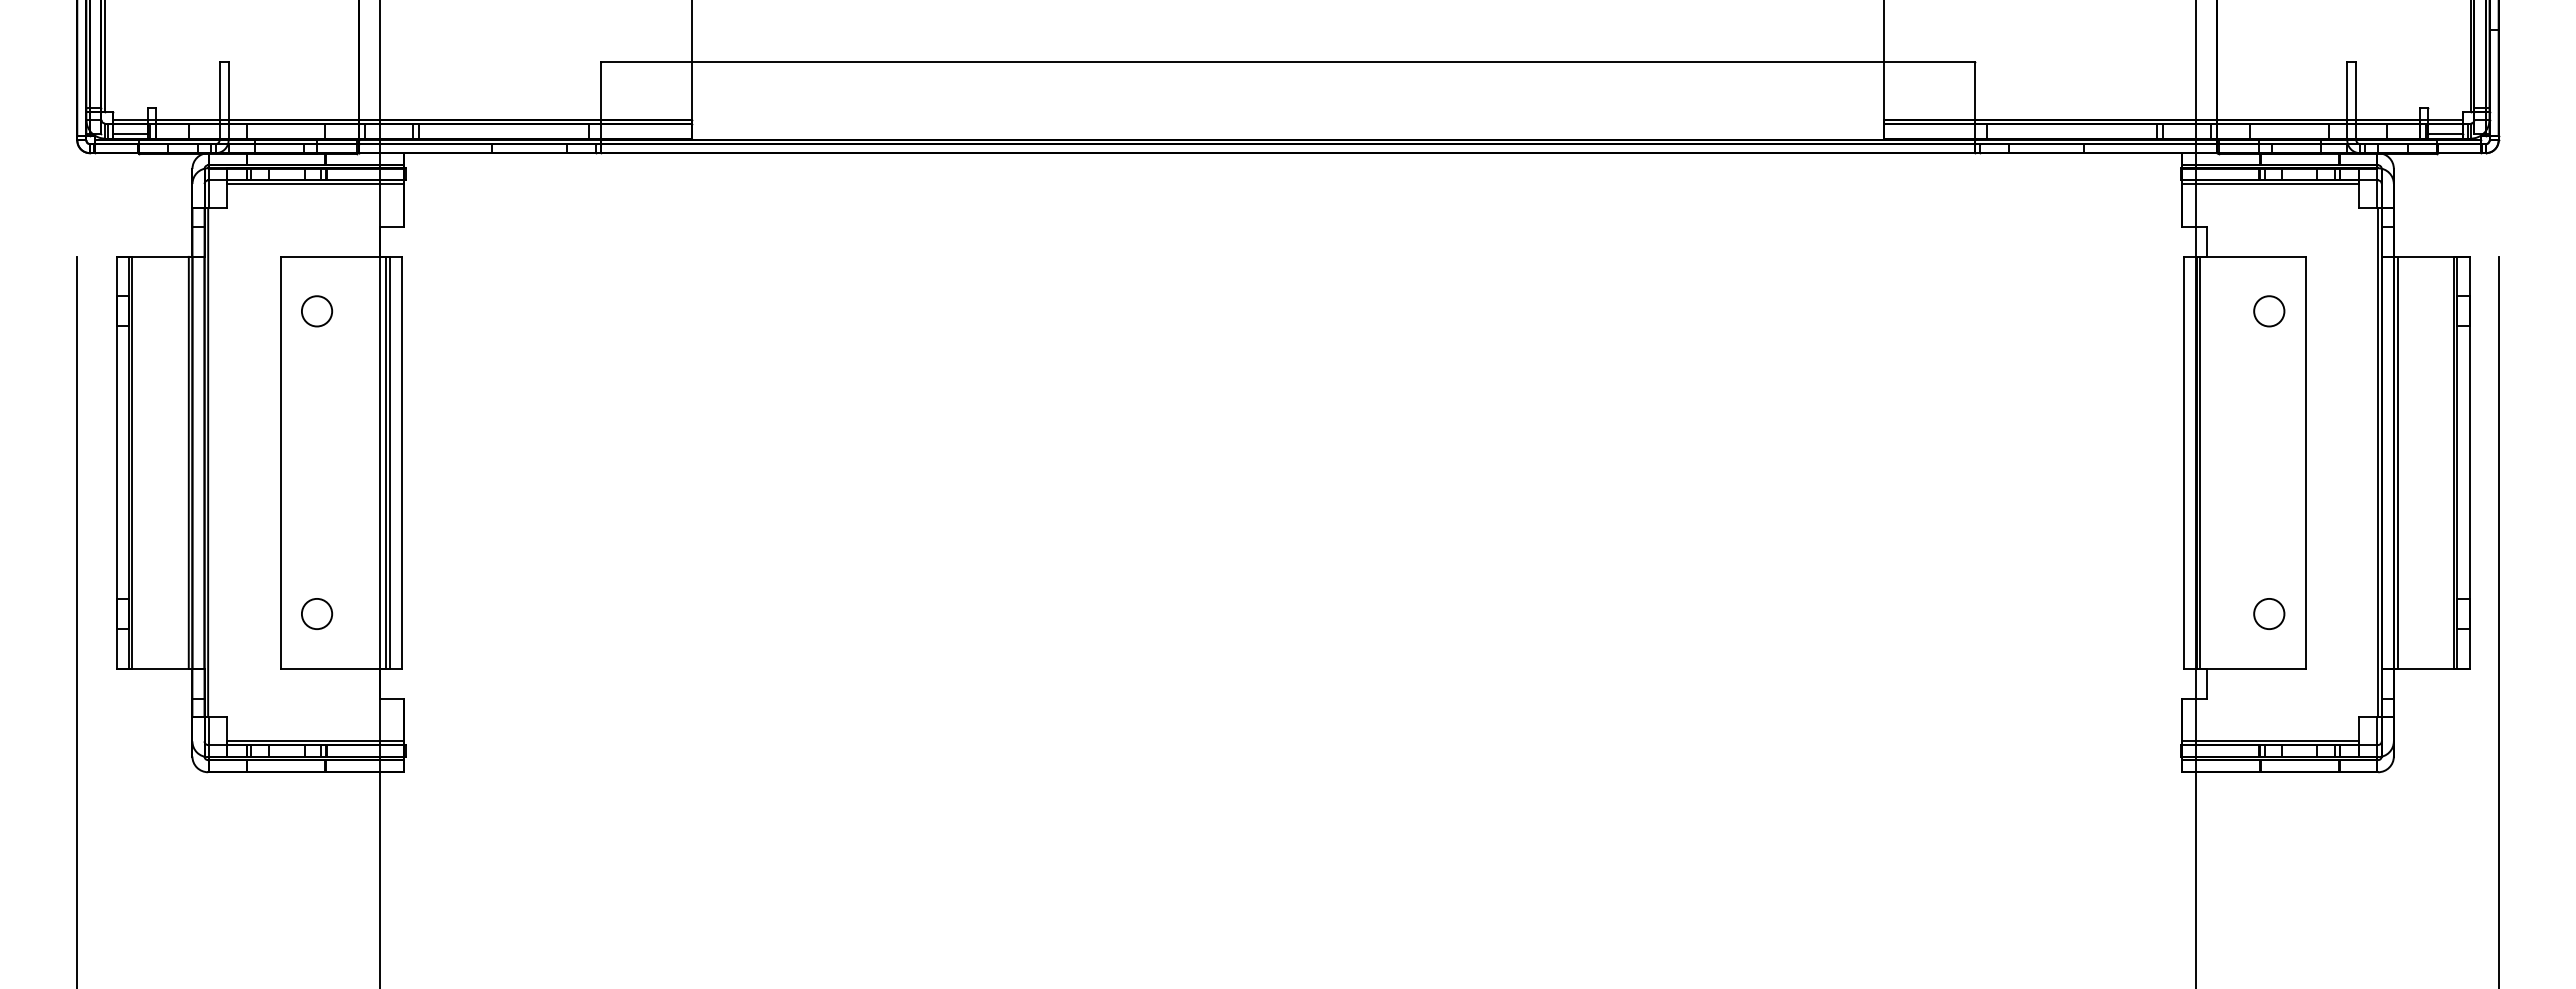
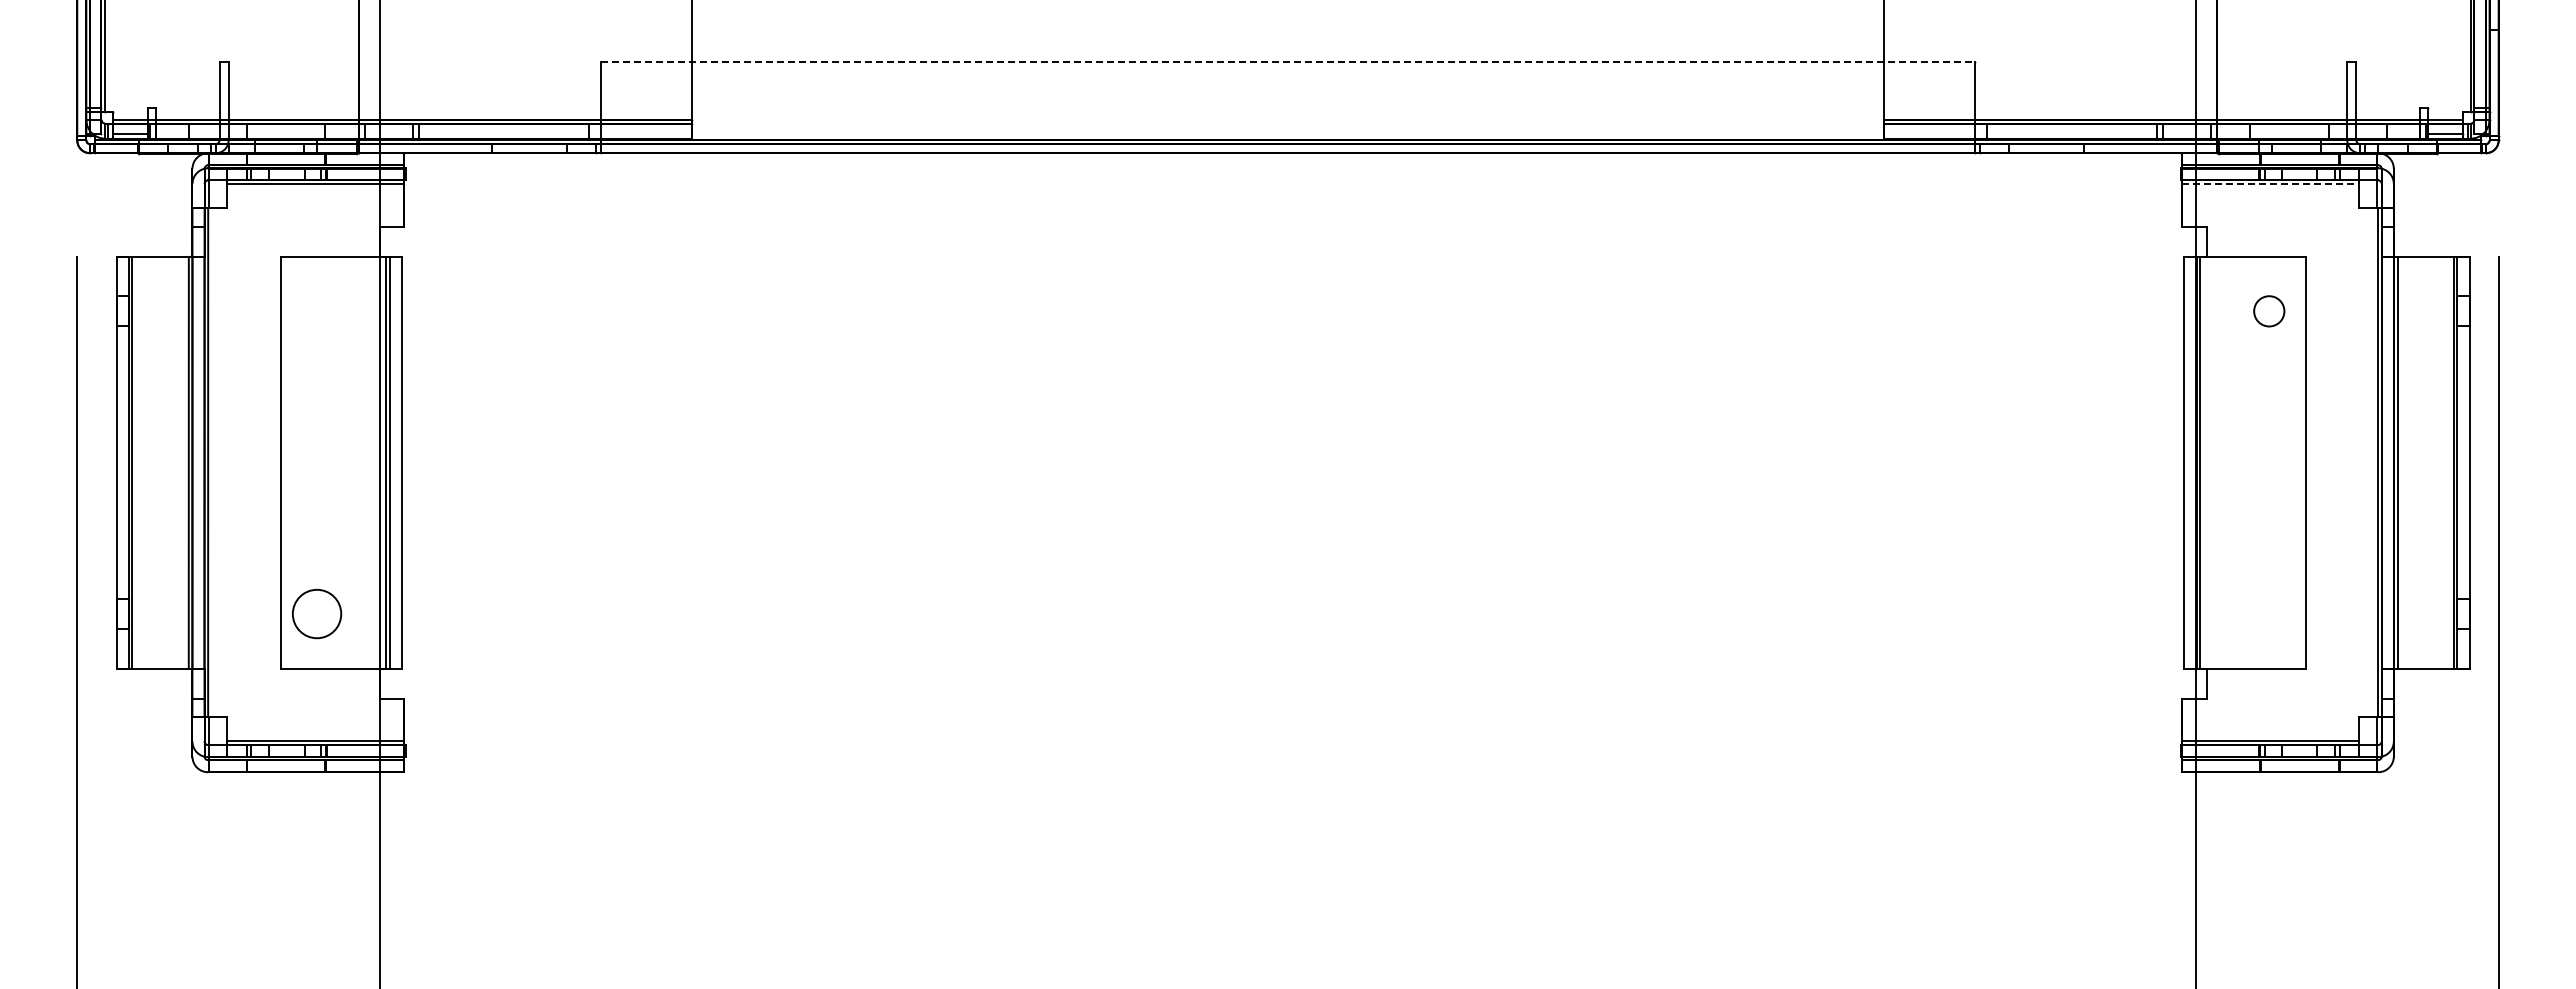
line: solid -> dashed (1288, 62)
line: solid -> dashed (2271, 184)
circle: present -> none (317, 311)
circle diameter: 30 px -> 48 px (316, 613)
circle: present -> none (2269, 613)
